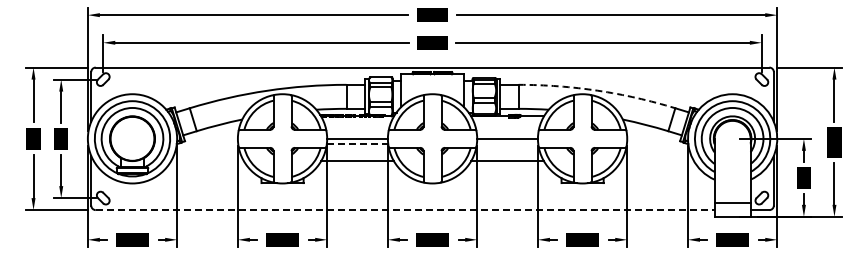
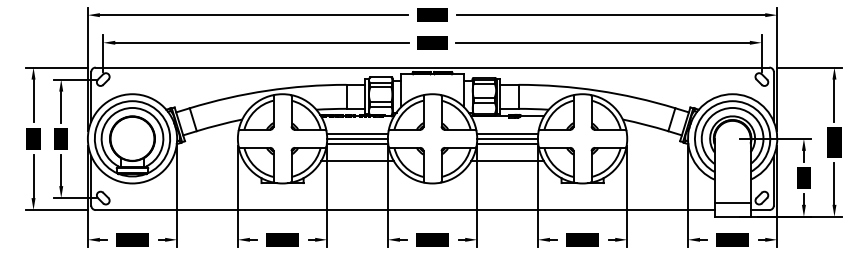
arc: dashed -> solid (597, 90)
line: none -> present (357, 134)
line: none -> present (507, 134)
line: dashed -> solid (357, 143)
line: none -> present (507, 143)
line: dashed -> solid (405, 210)
